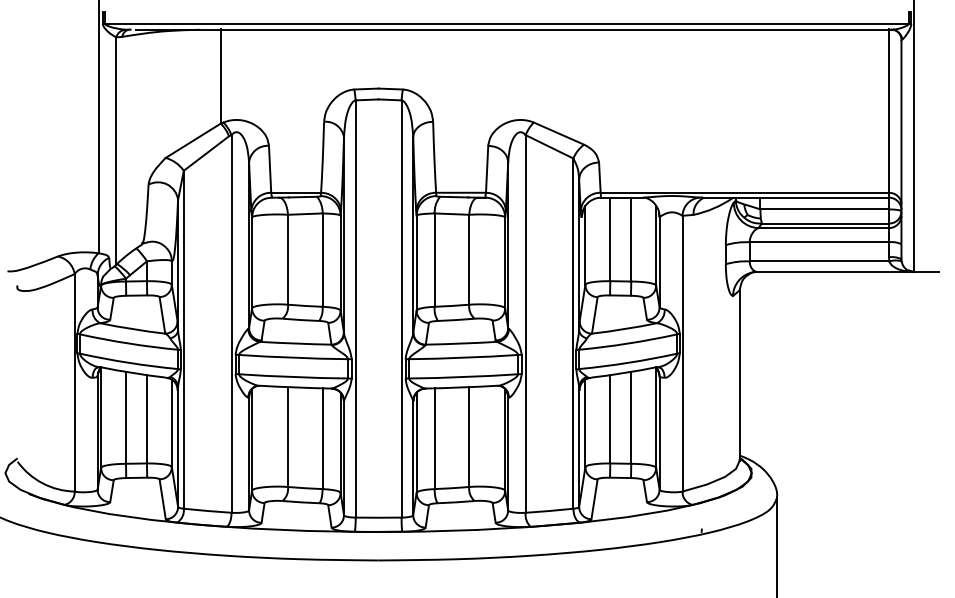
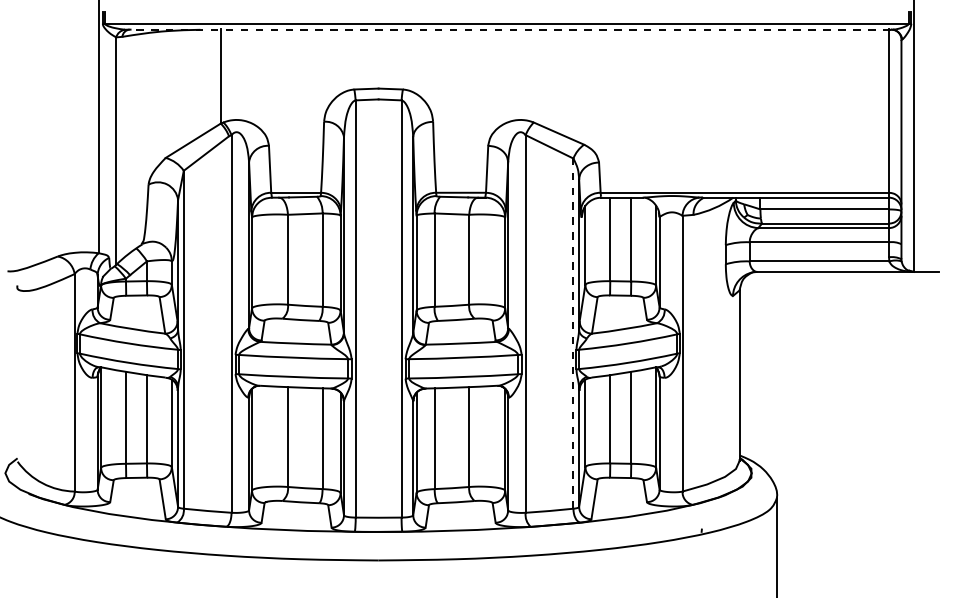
line: solid -> dashed (514, 29)
line: solid -> dashed (573, 333)
